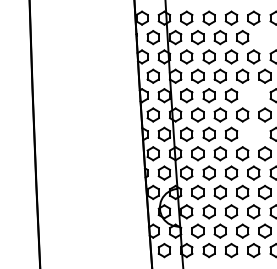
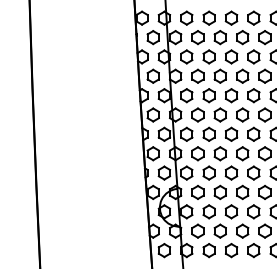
part: none -> present (264, 37)
part: none -> present (253, 95)
part: none -> present (253, 133)
